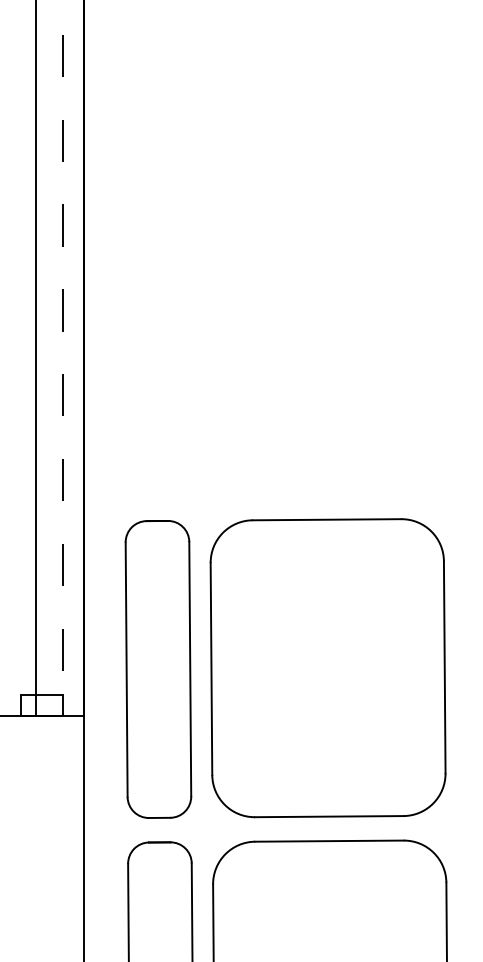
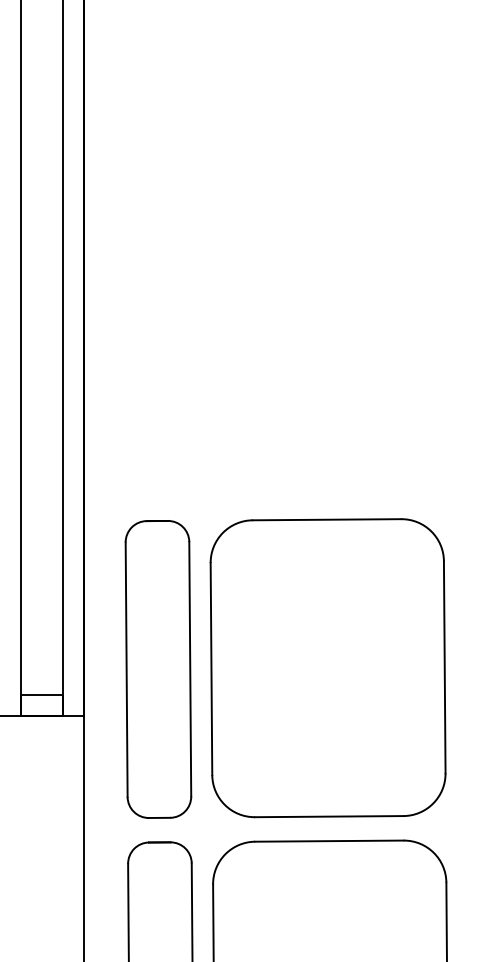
line: dashed -> solid (62, 358)
line position: (35, 359) -> (20, 359) (20, 359)
